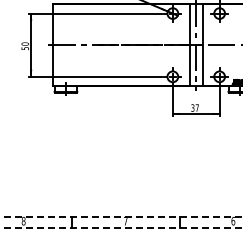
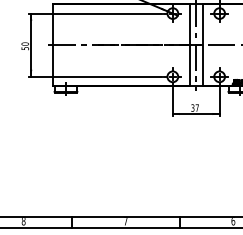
line: dashed -> solid (121, 217)
line: dashed -> solid (121, 227)
